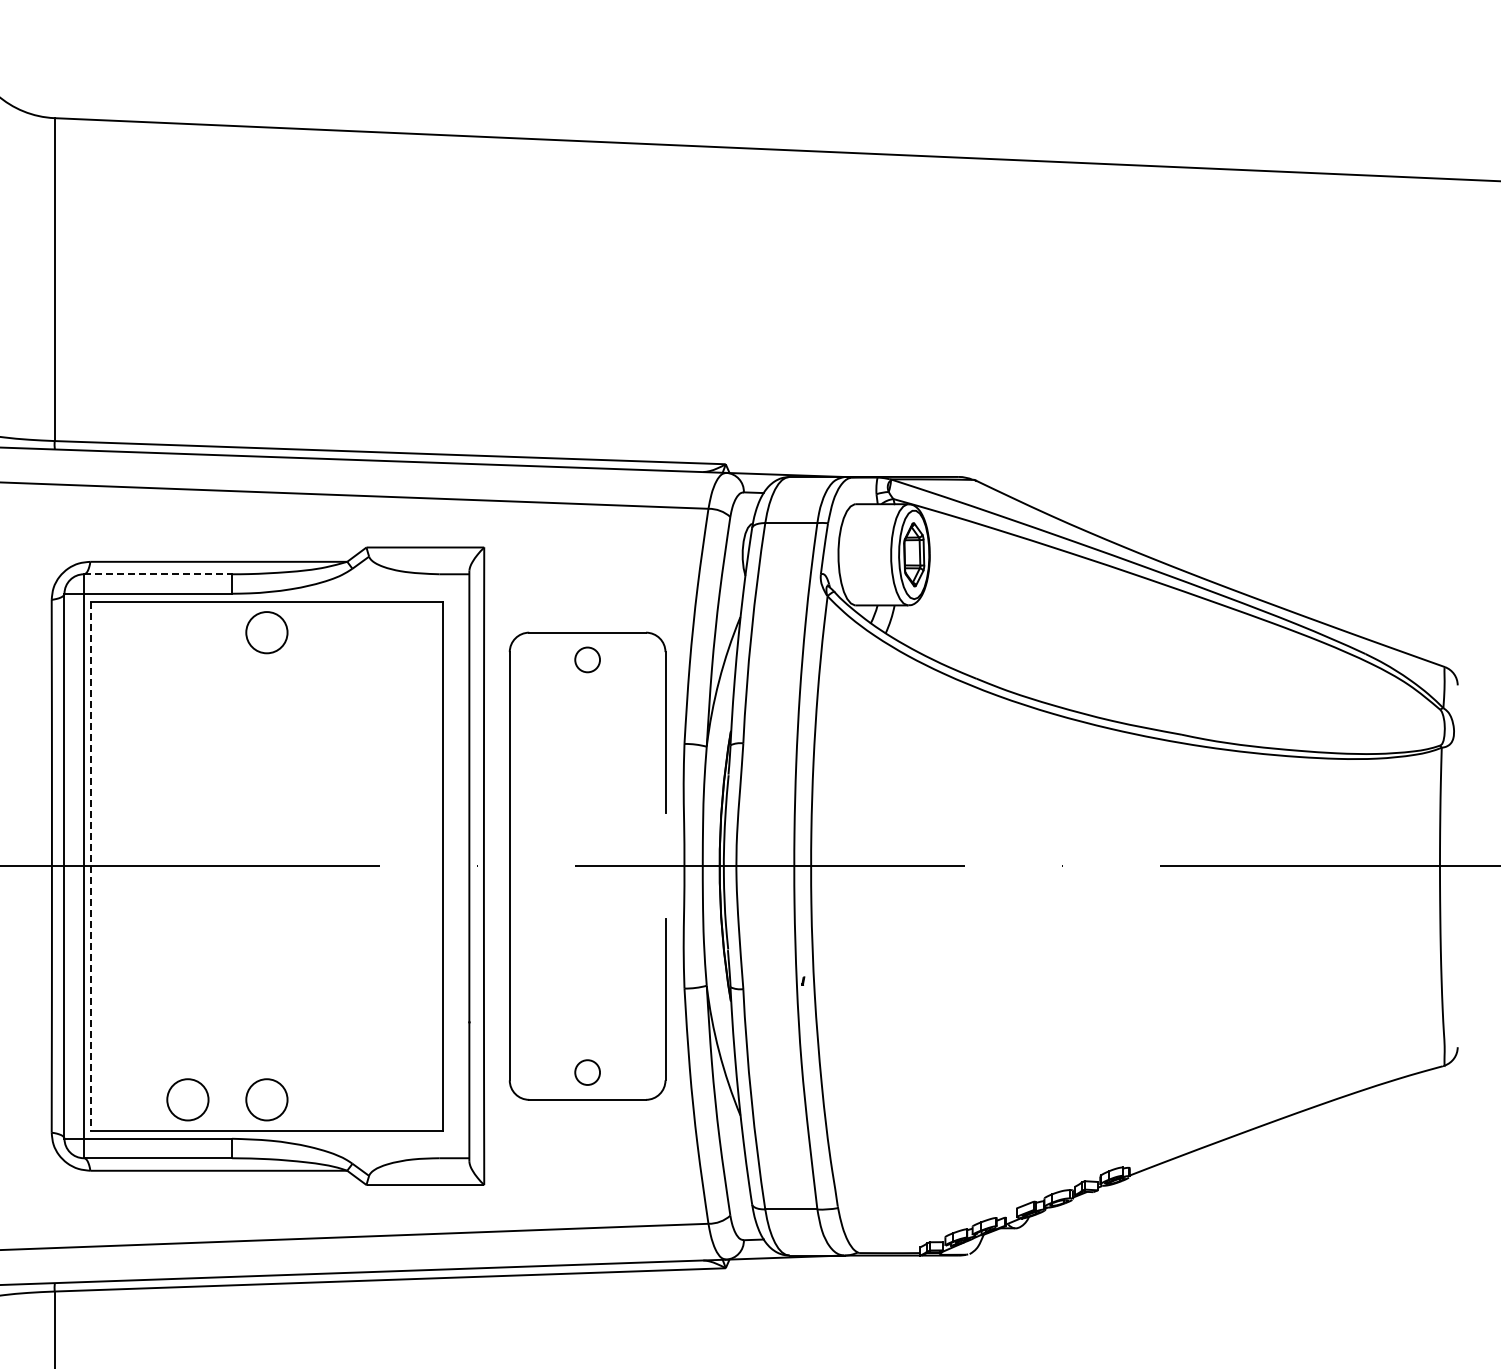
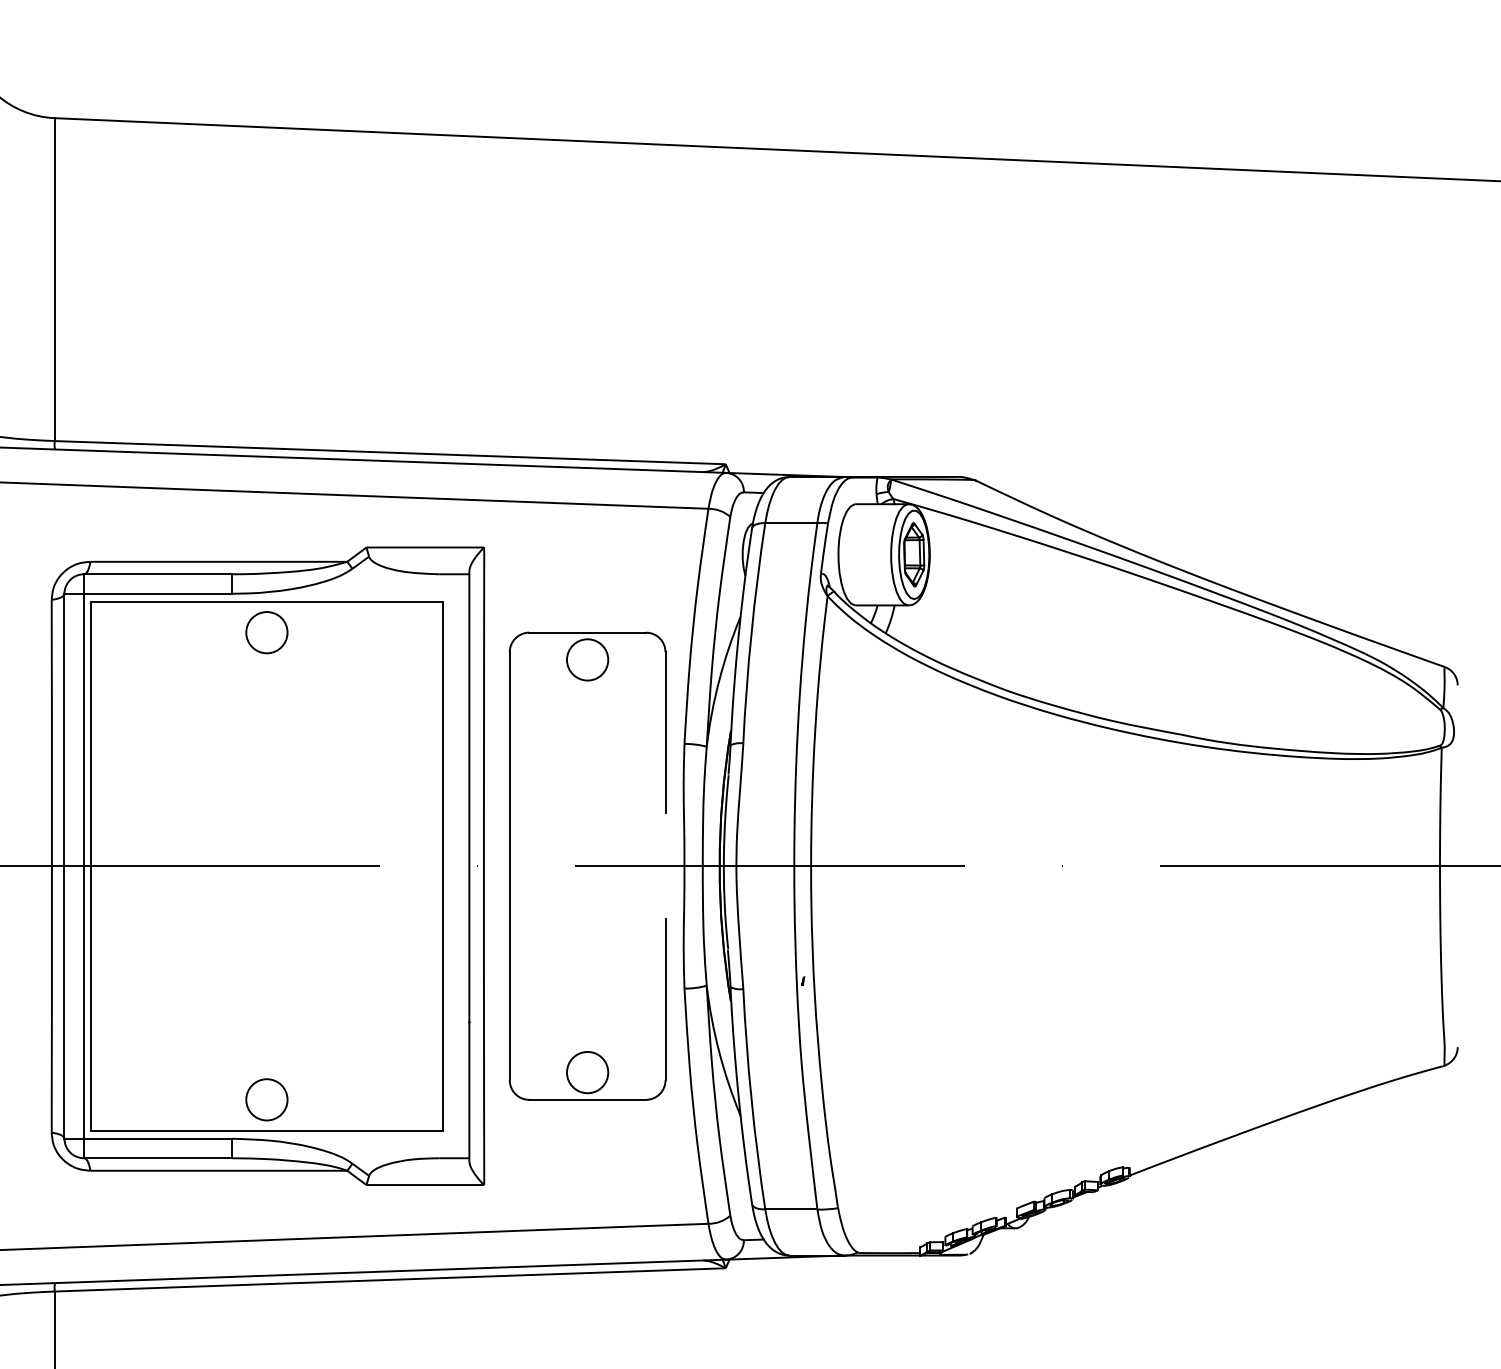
line: dashed -> solid (158, 574)
circle diameter: 25 px -> 41 px (587, 659)
line: dashed -> solid (91, 866)
circle diameter: 25 px -> 41 px (587, 1072)
circle: present -> none (187, 1099)
